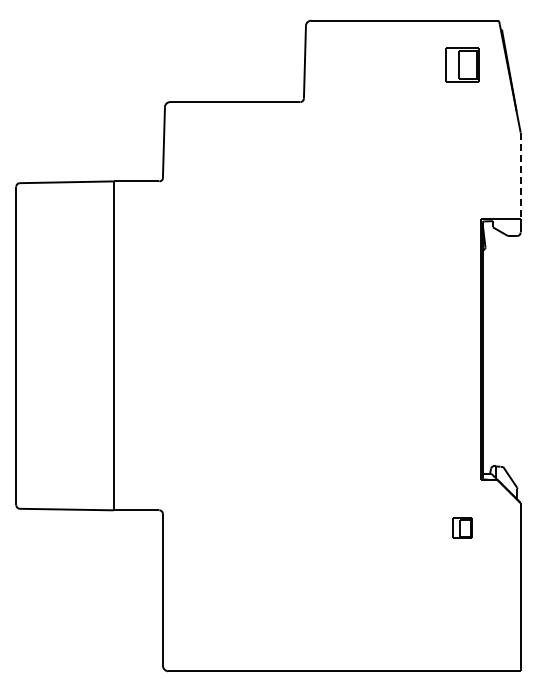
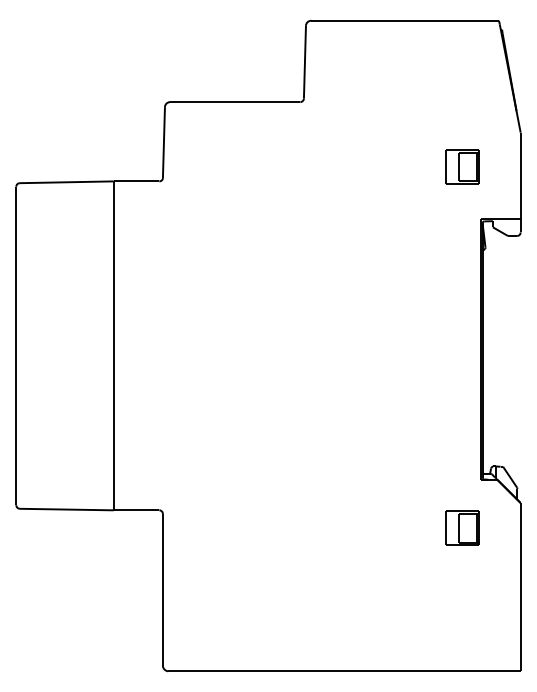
part position: (462, 64) -> (462, 166) (462, 166)
line: dashed -> solid (520, 176)
part size: 21x22 px -> 35x36 px (462, 527)
